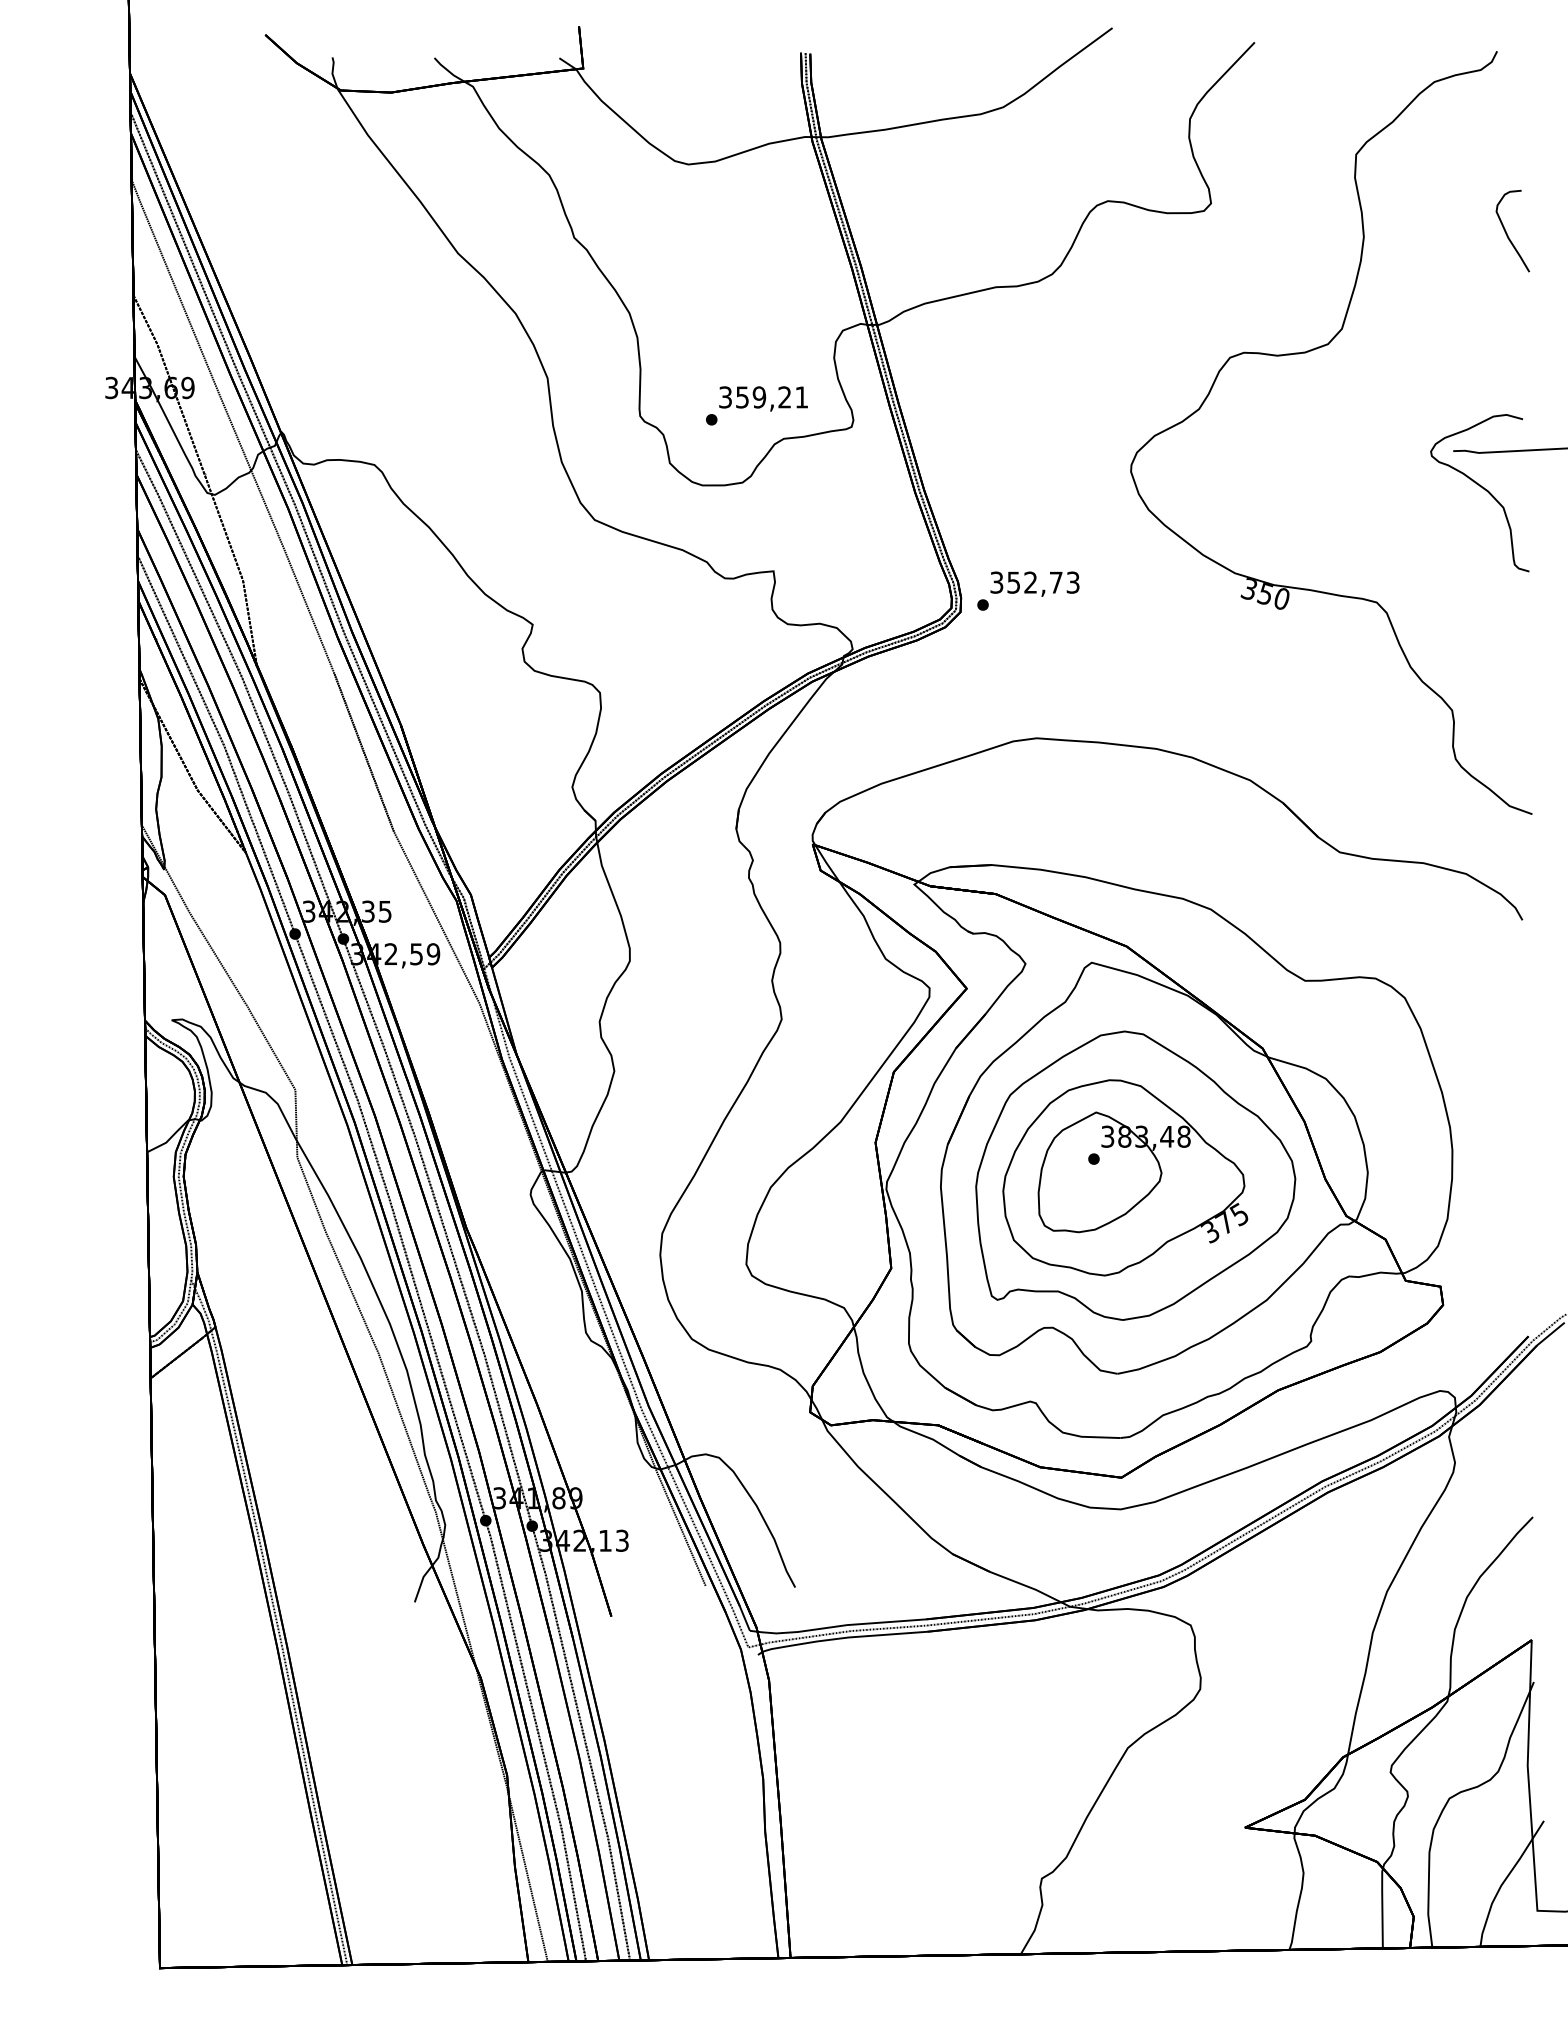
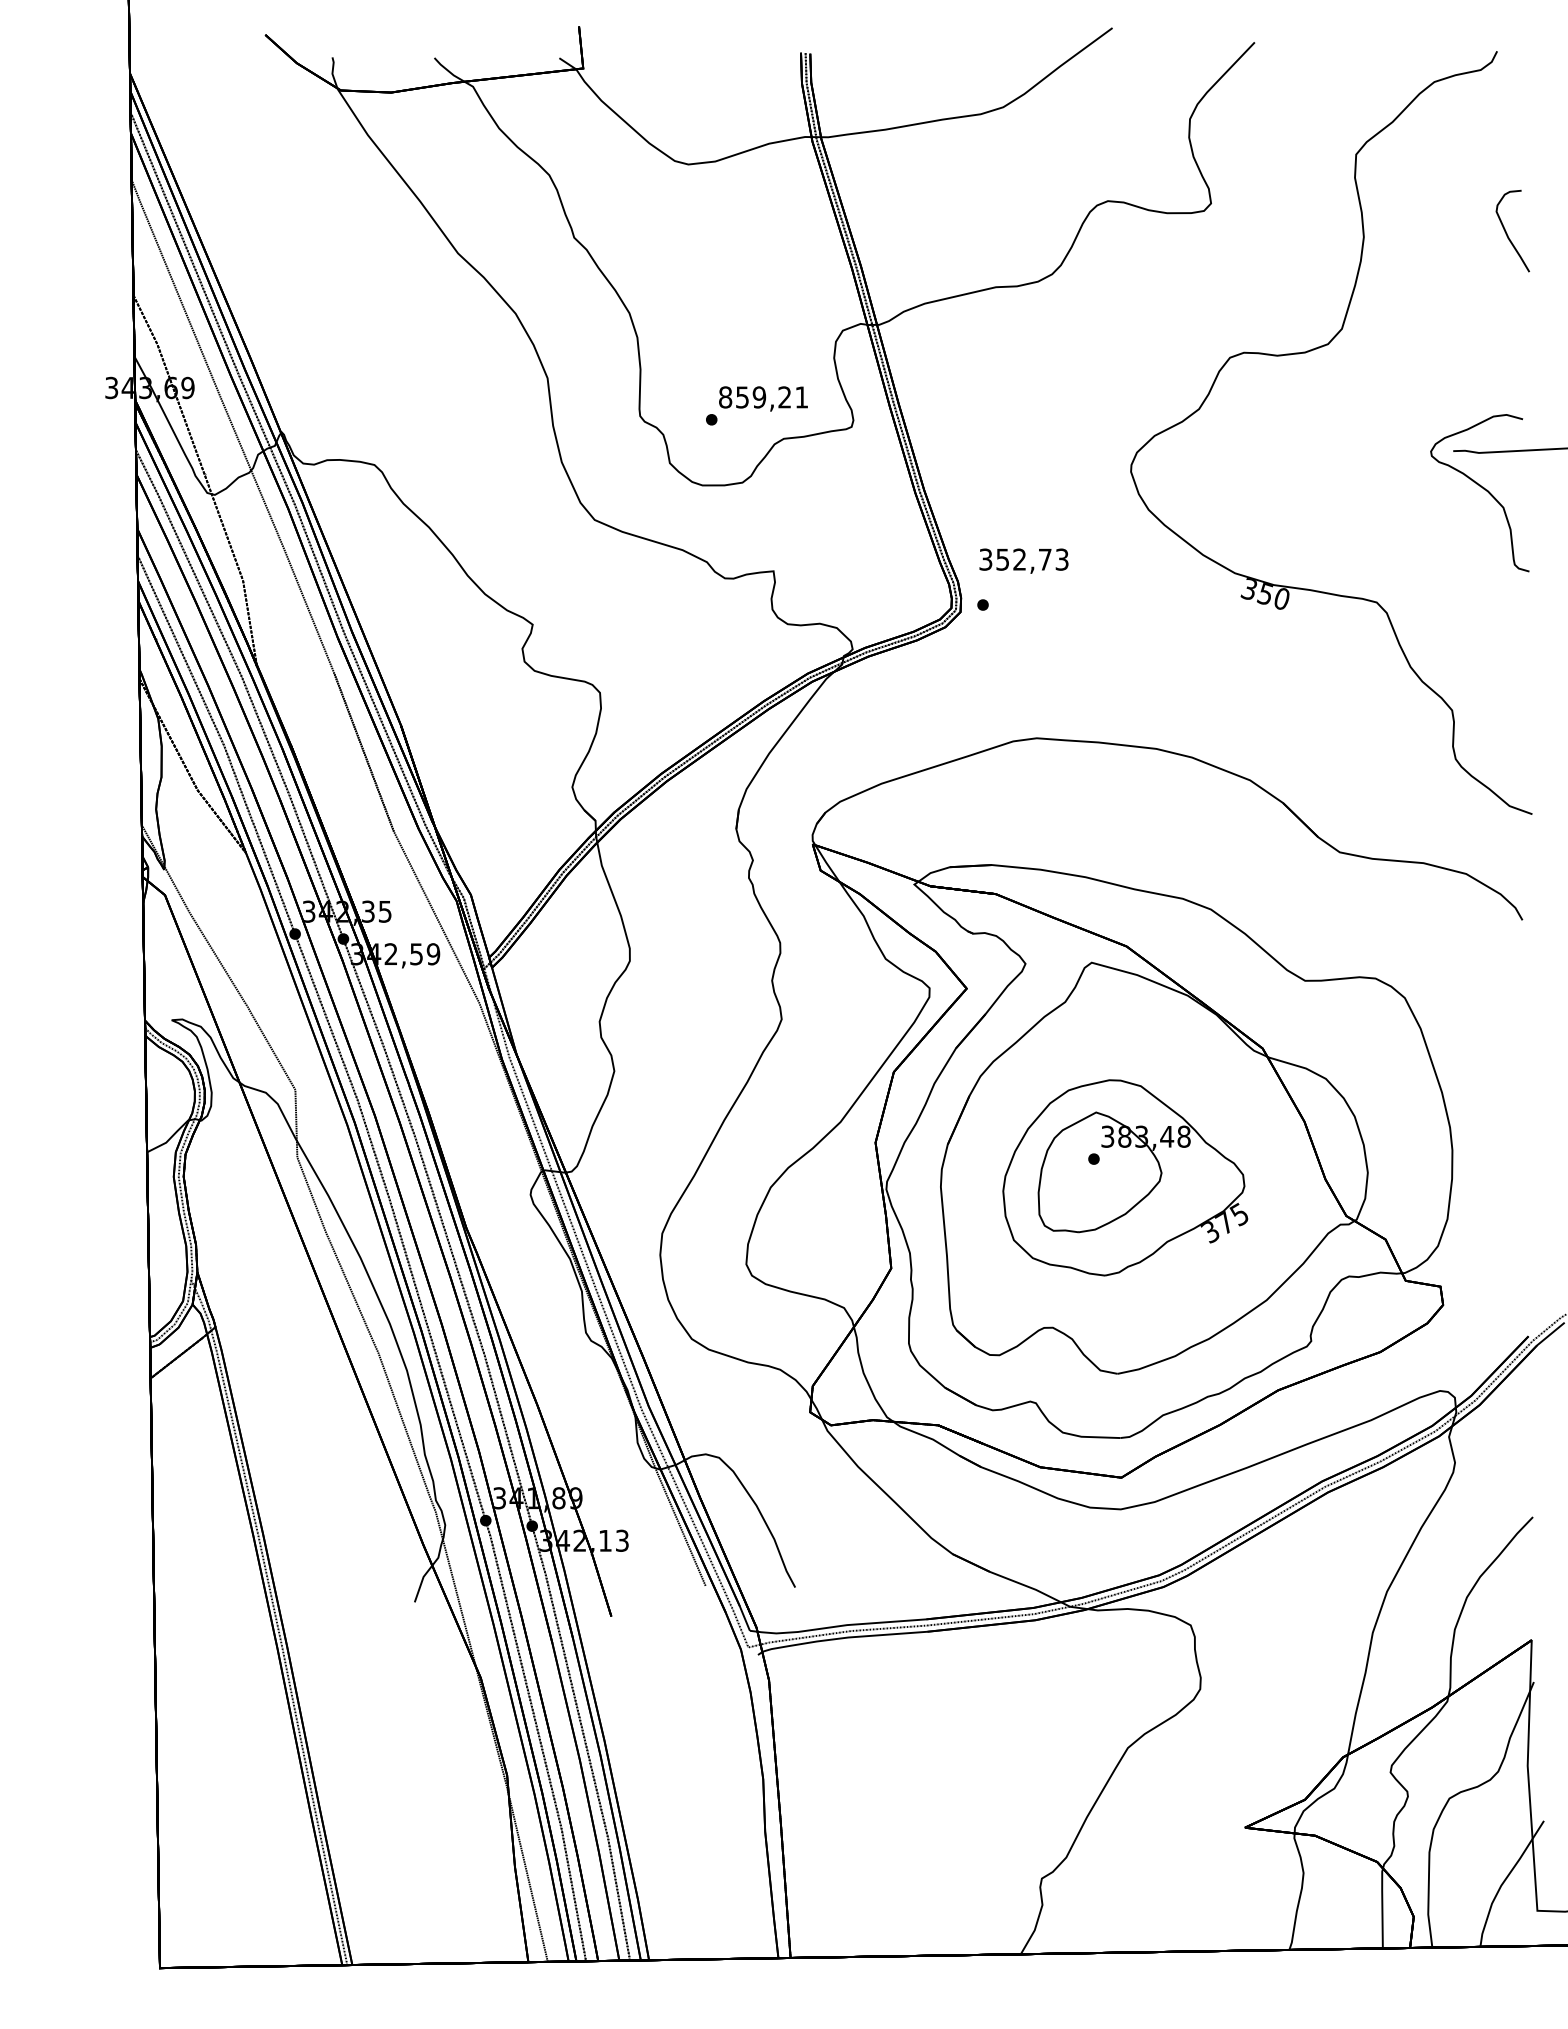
text: 359,21 -> 859,21 (725, 397)
text position: (1034, 583) -> (1023, 560) (1023, 560)
part: present -> none (1135, 1175)
